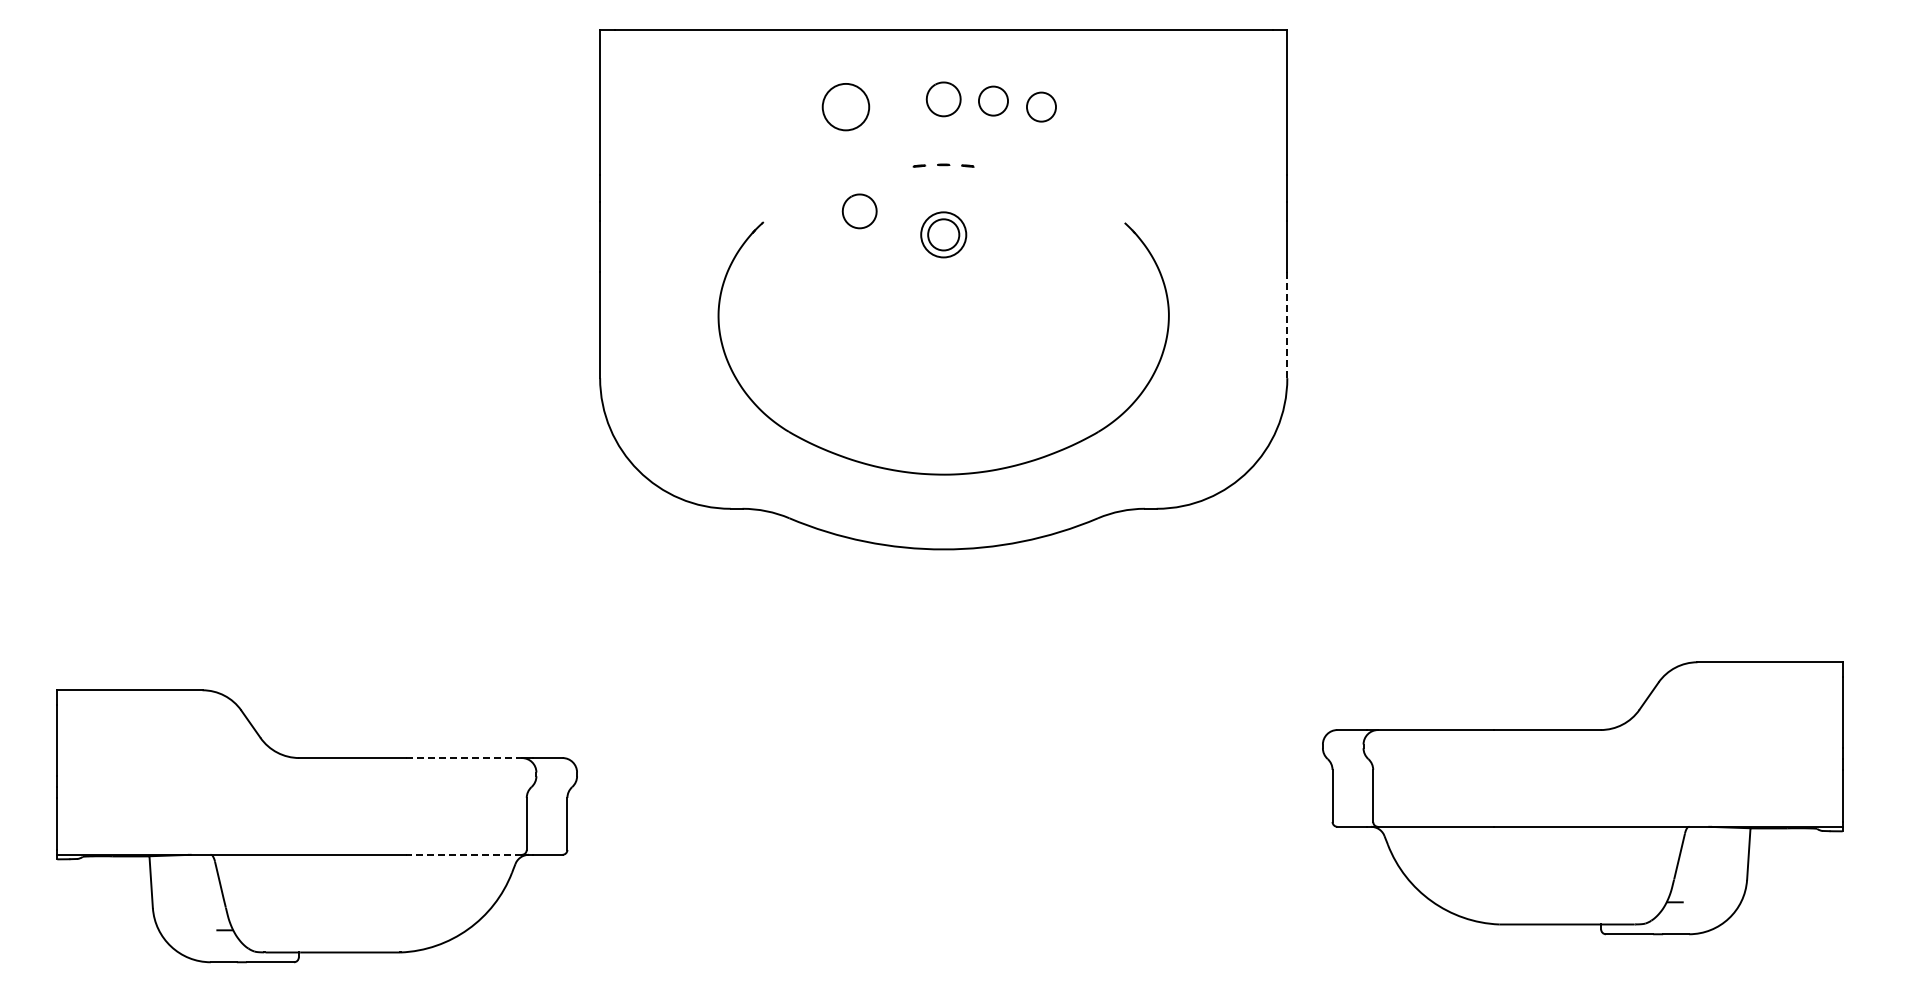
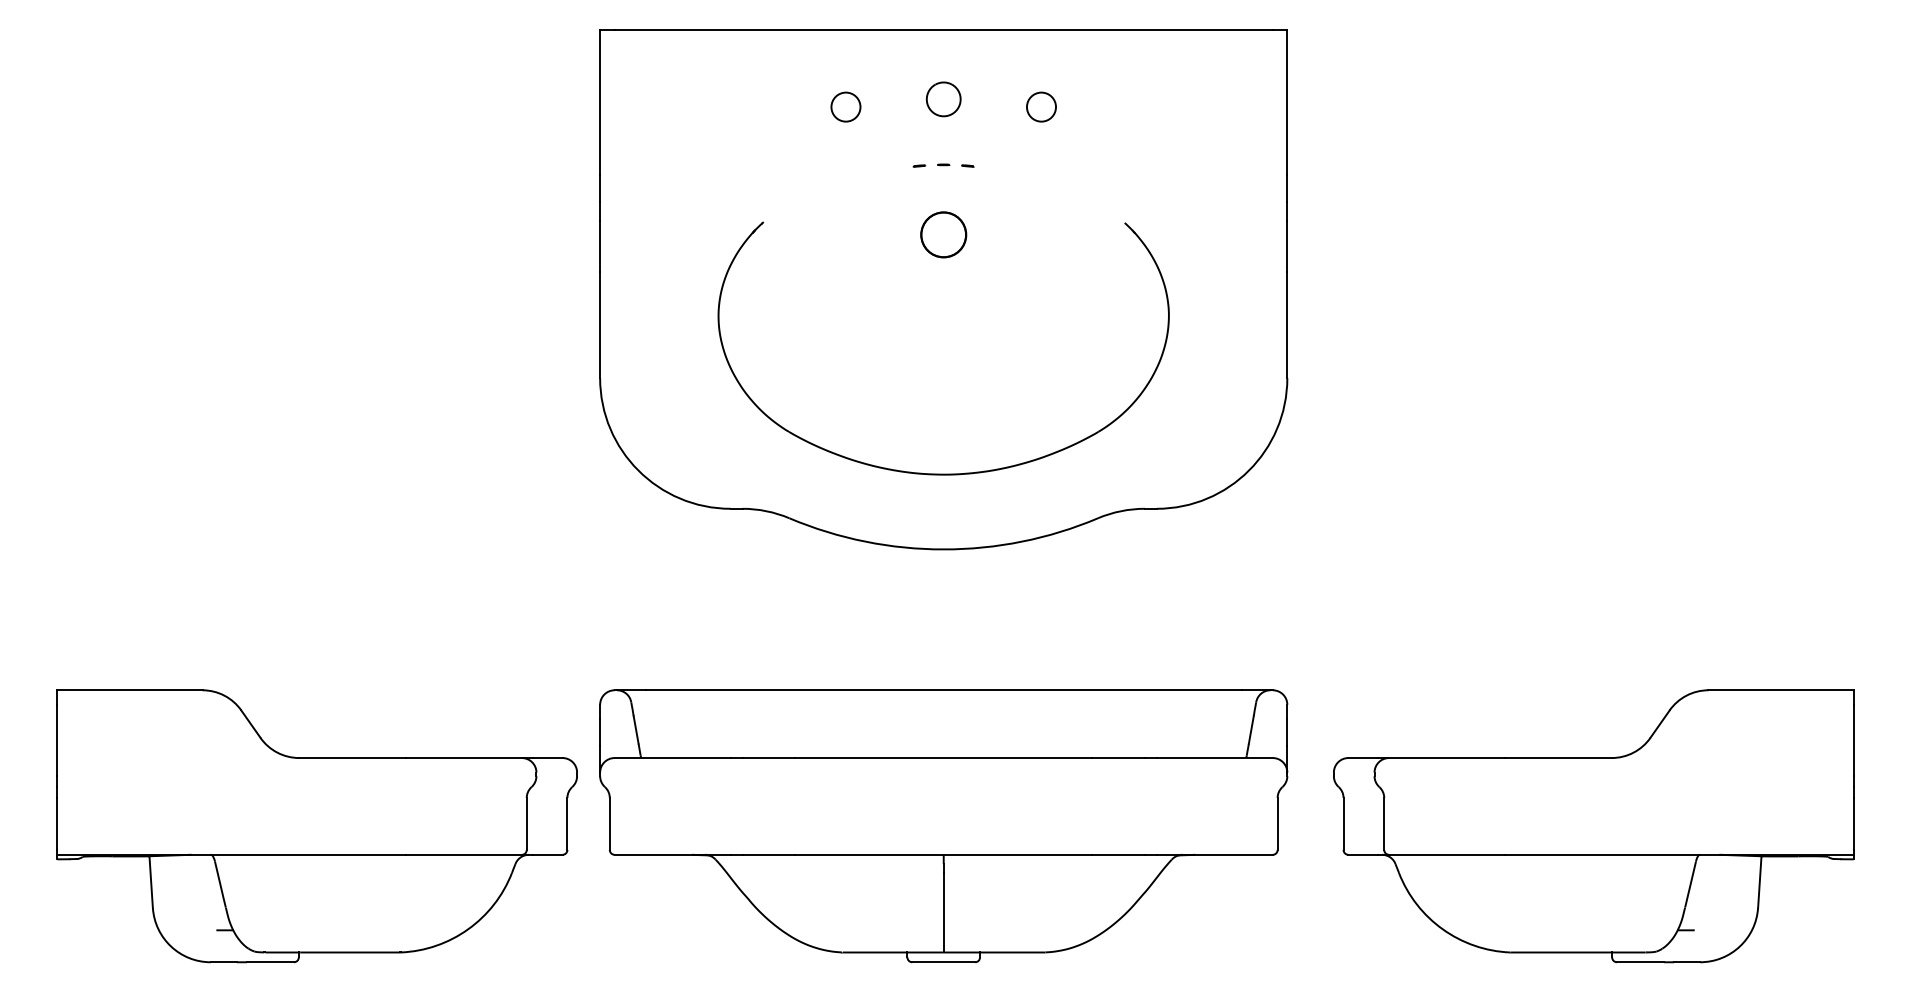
circle: present -> none (993, 100)
circle diameter: 46 px -> 29 px (845, 106)
part: present -> none (859, 211)
circle diameter: 31 px -> 45 px (943, 234)
line: dashed -> solid (1287, 325)
line: dashed -> solid (464, 758)
part position: (1582, 798) -> (1593, 826) (1593, 826)
part: none -> present (943, 826)
line: dashed -> solid (463, 854)
